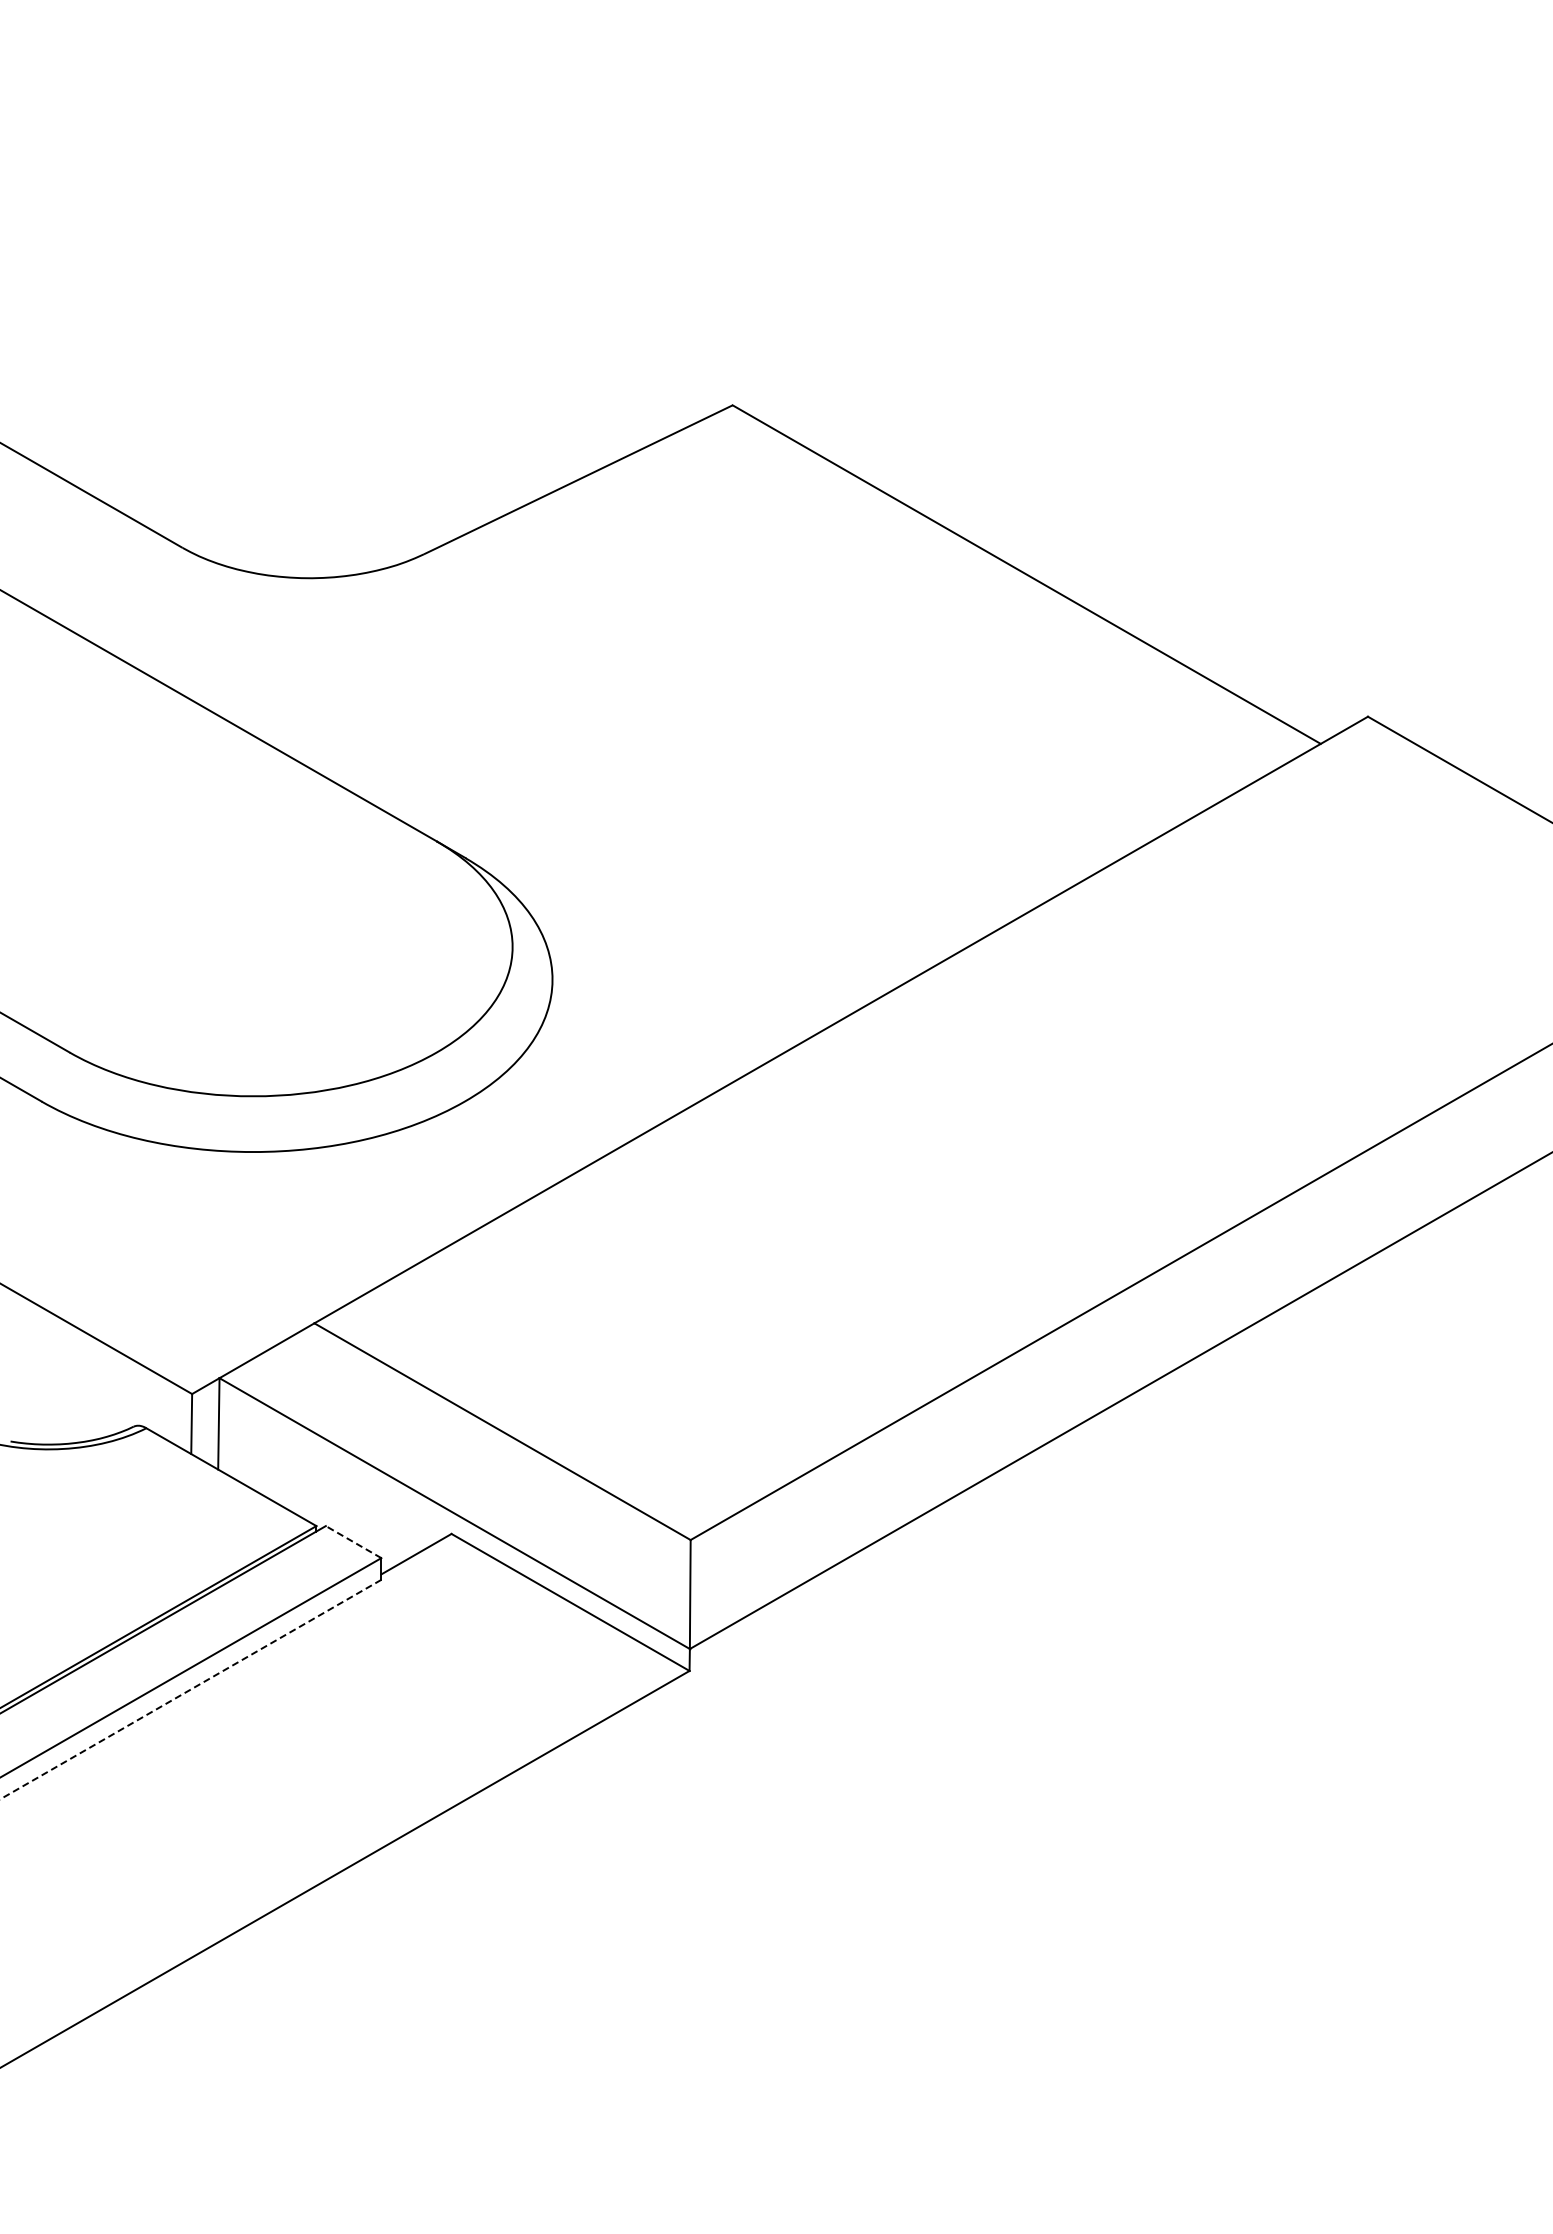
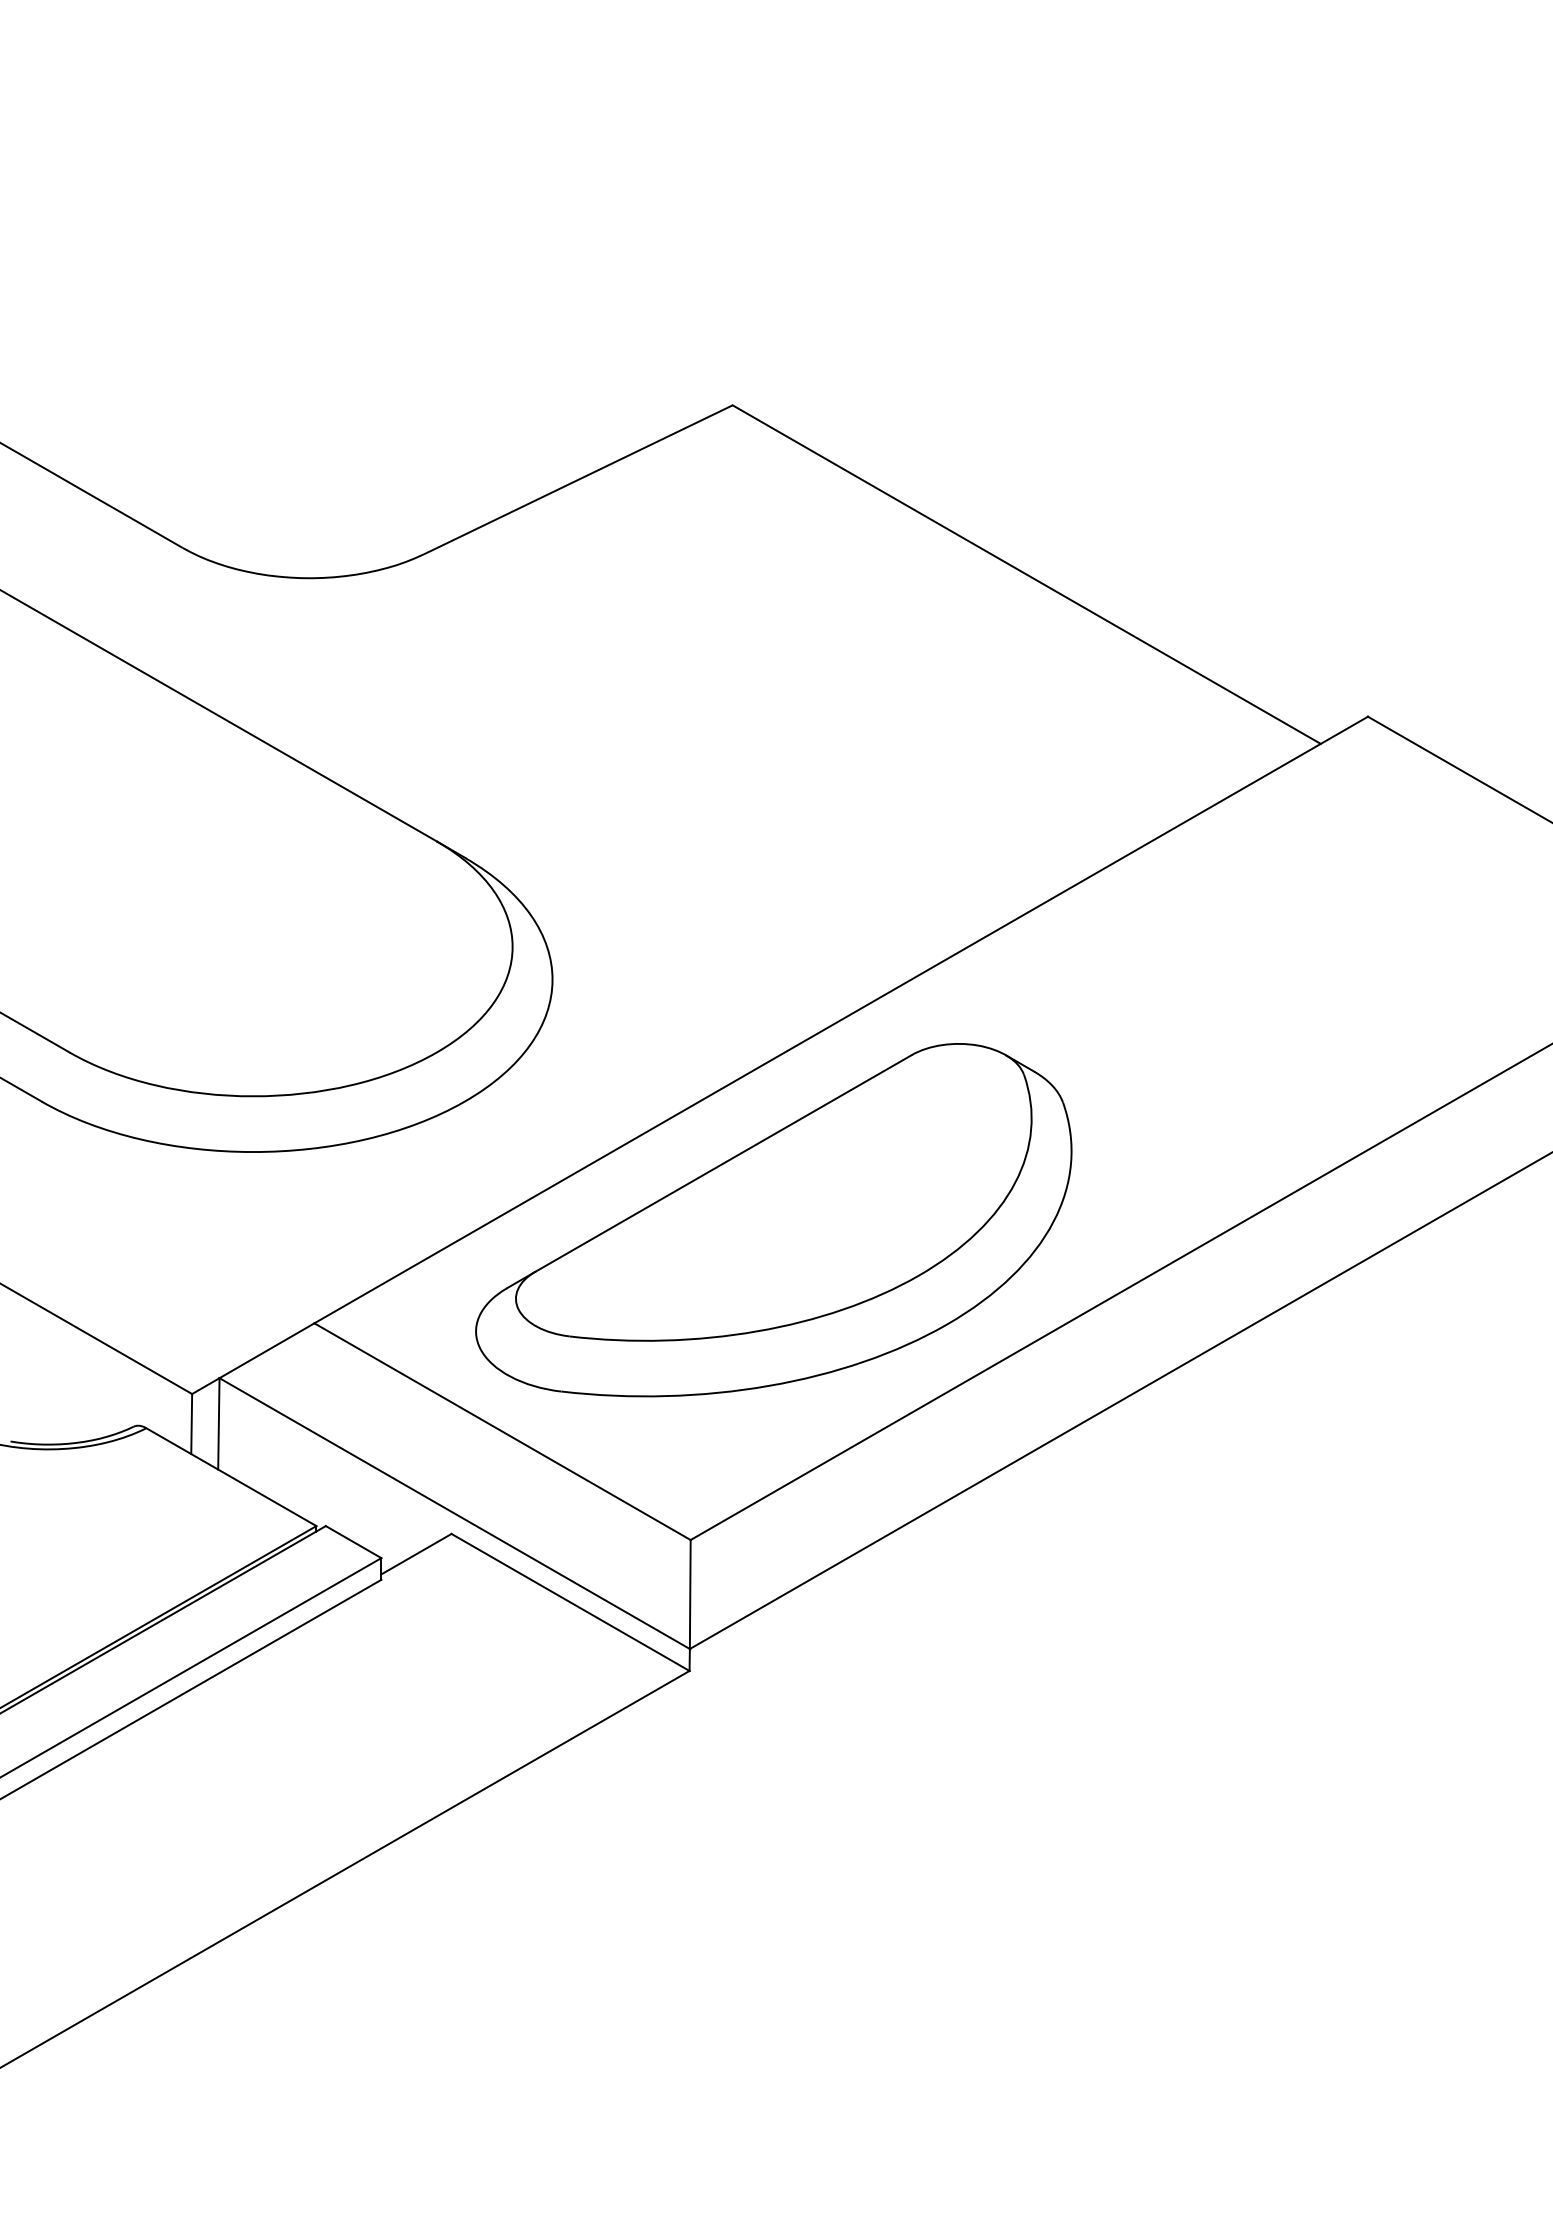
part: none -> present (773, 1220)
line: dashed -> solid (353, 1541)
line: dashed -> solid (190, 1689)
